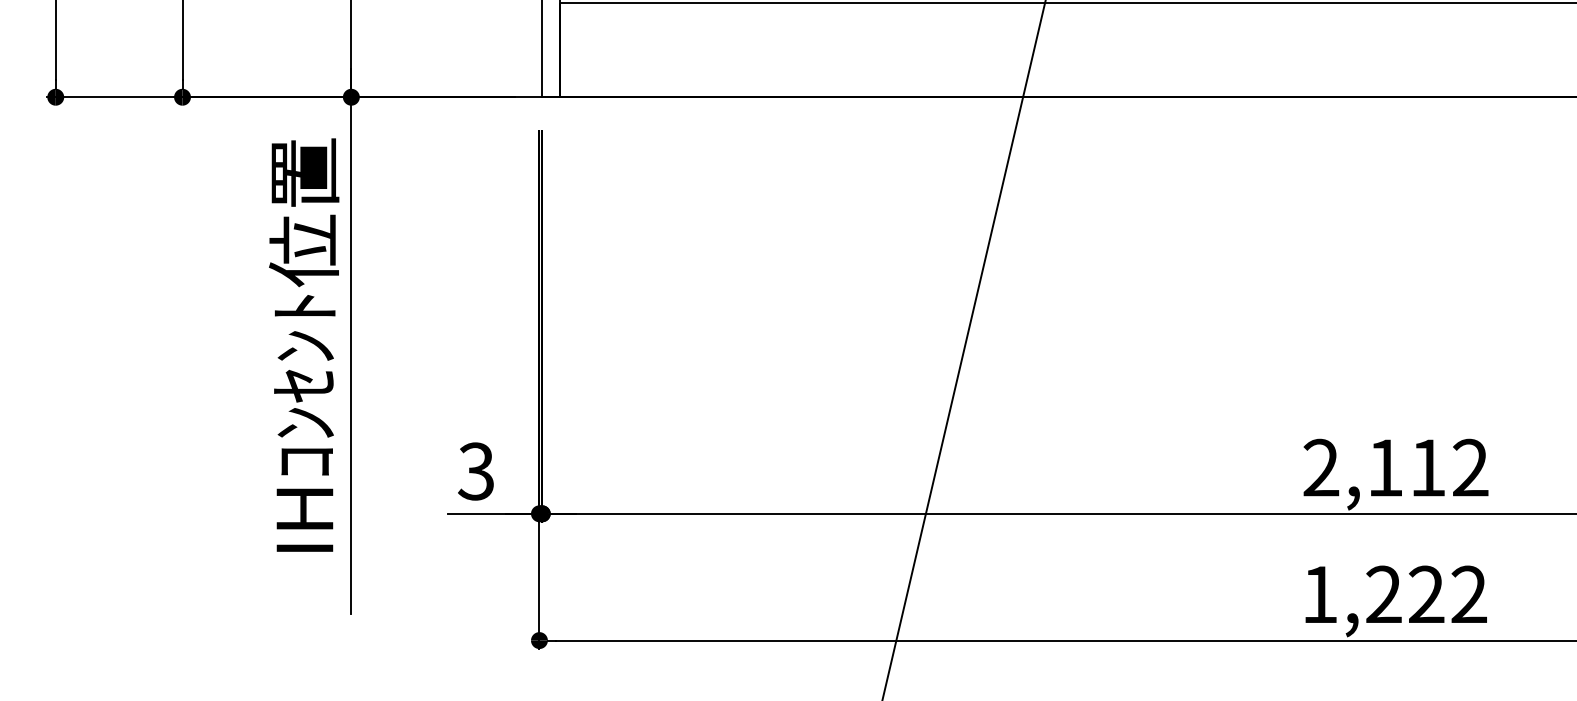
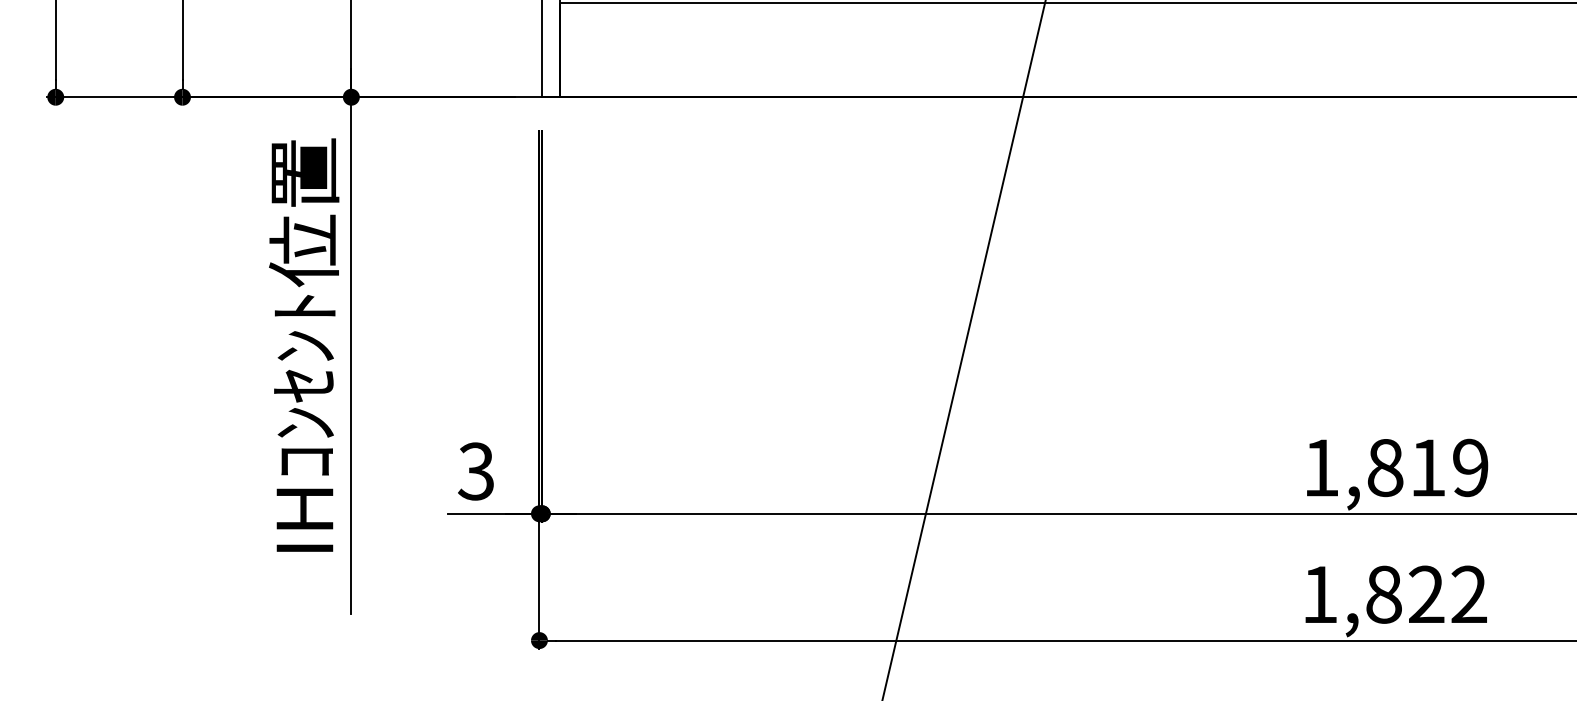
text: 2,112 -> 1,819 (1395, 467)
text: 1,222 -> 1,822 (1383, 594)
